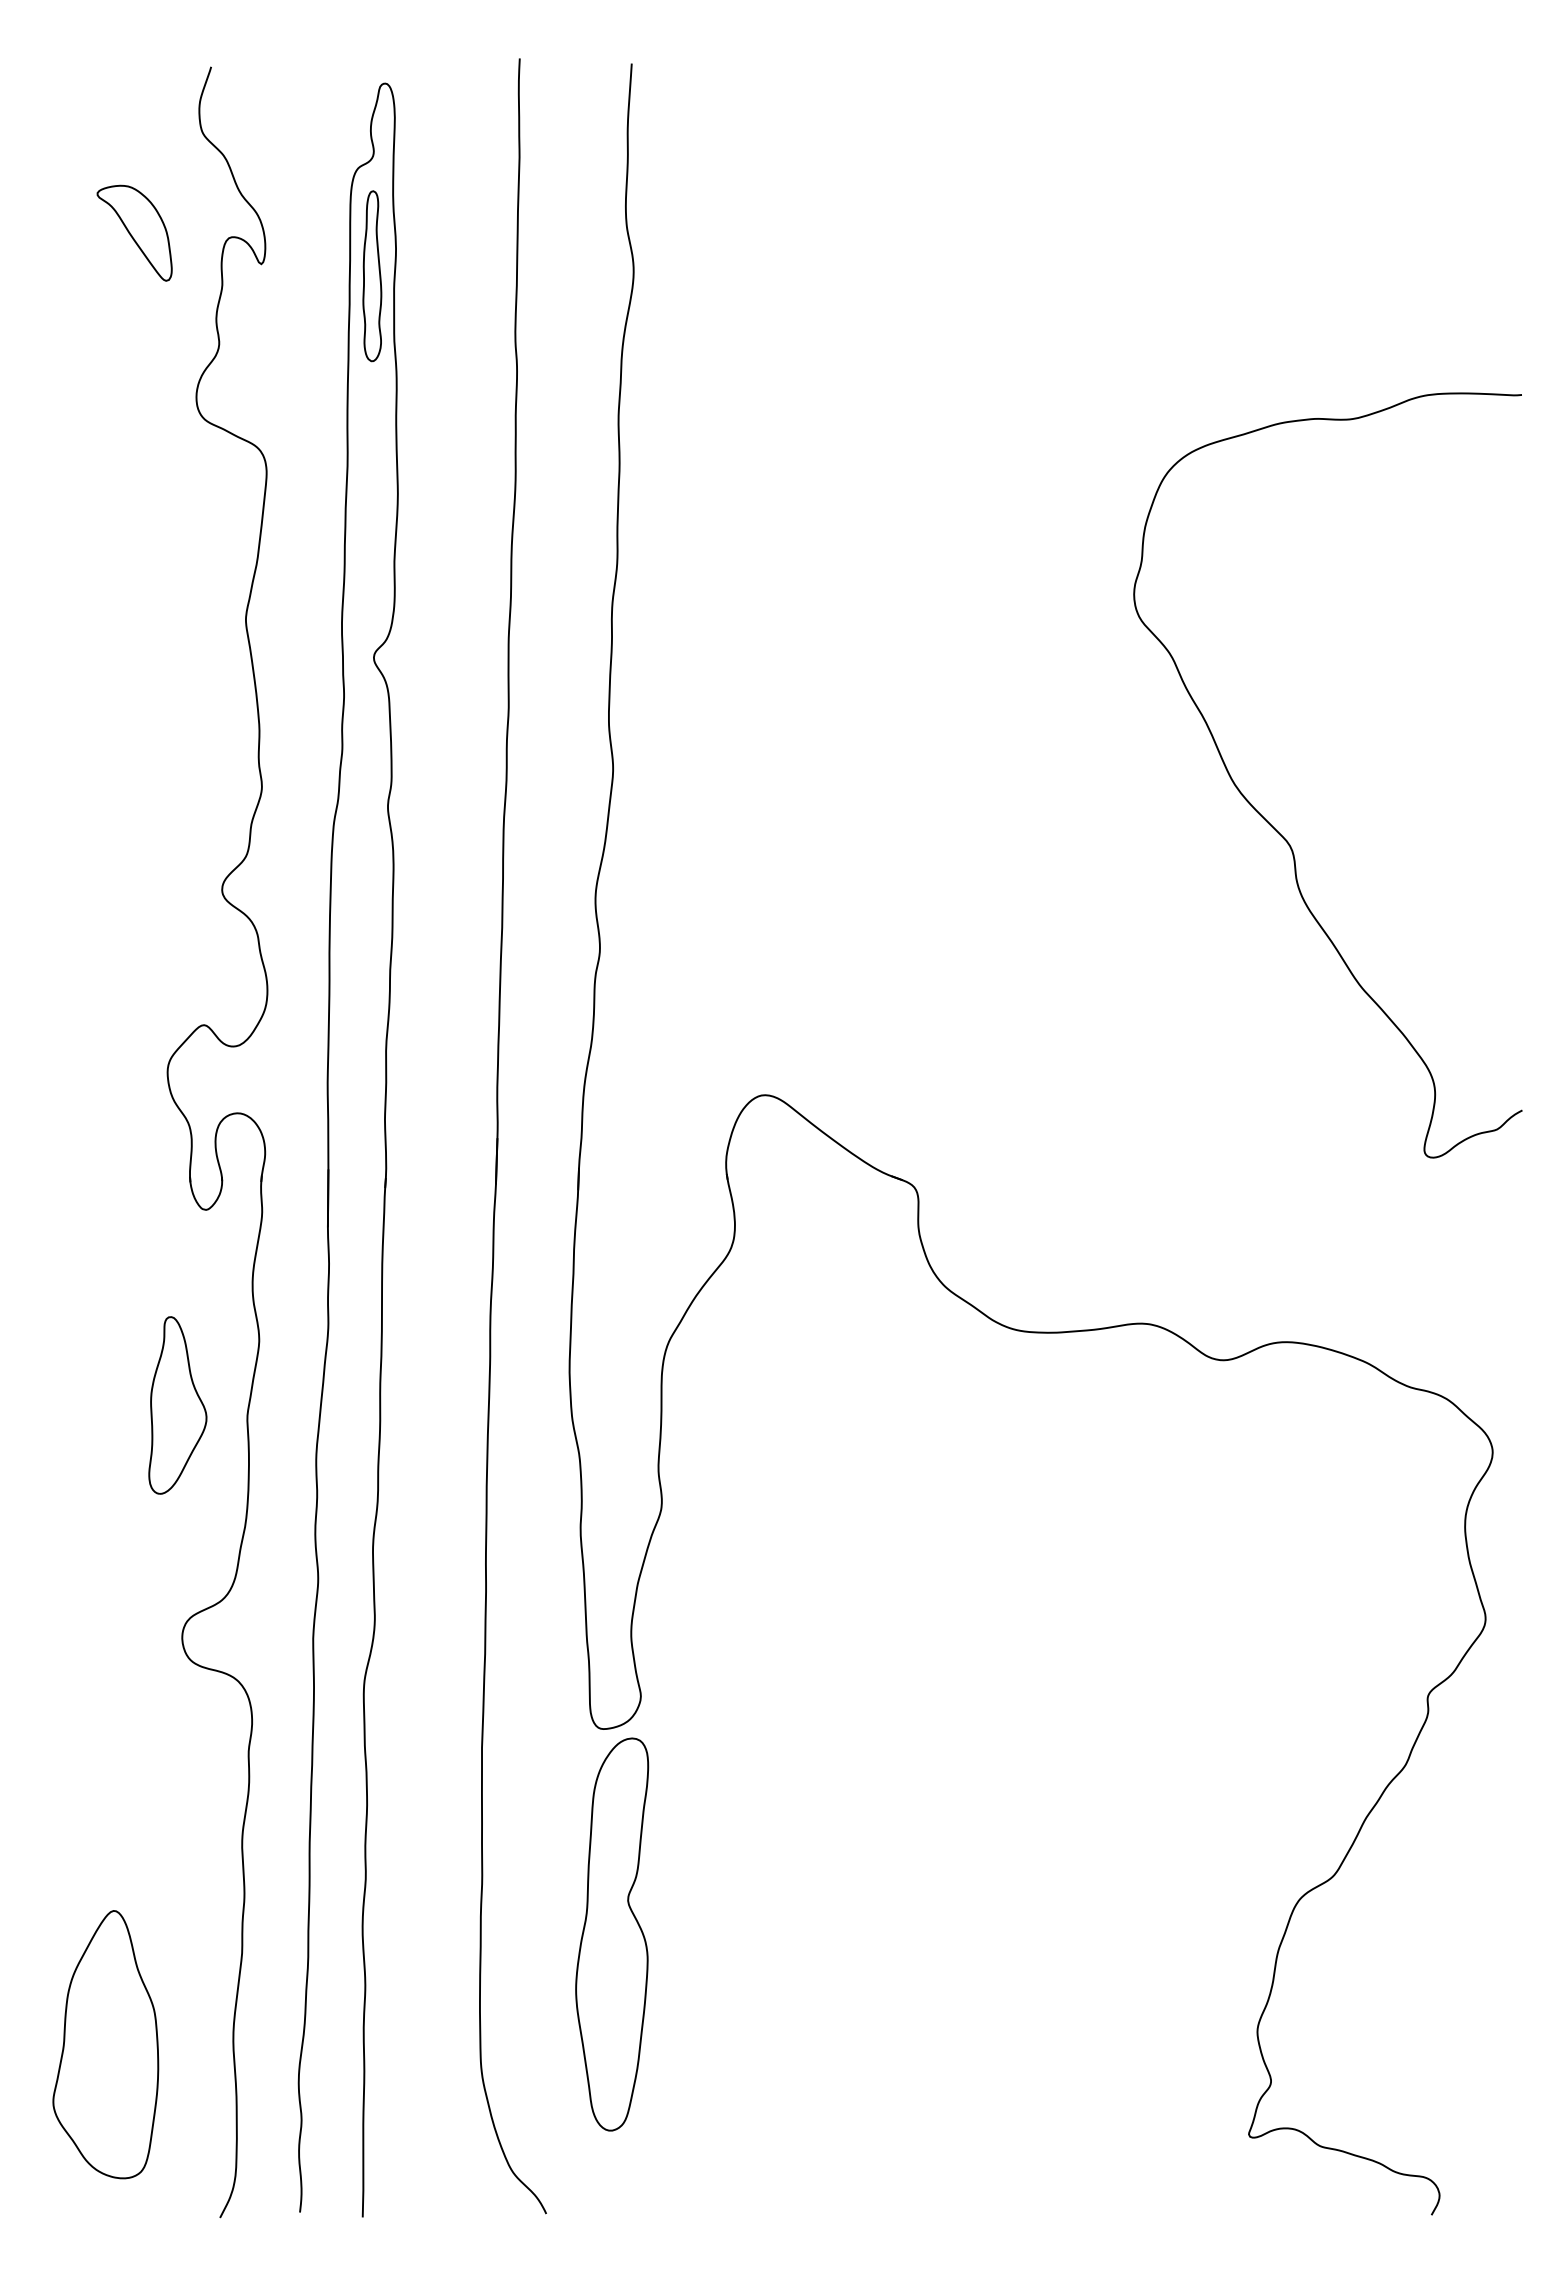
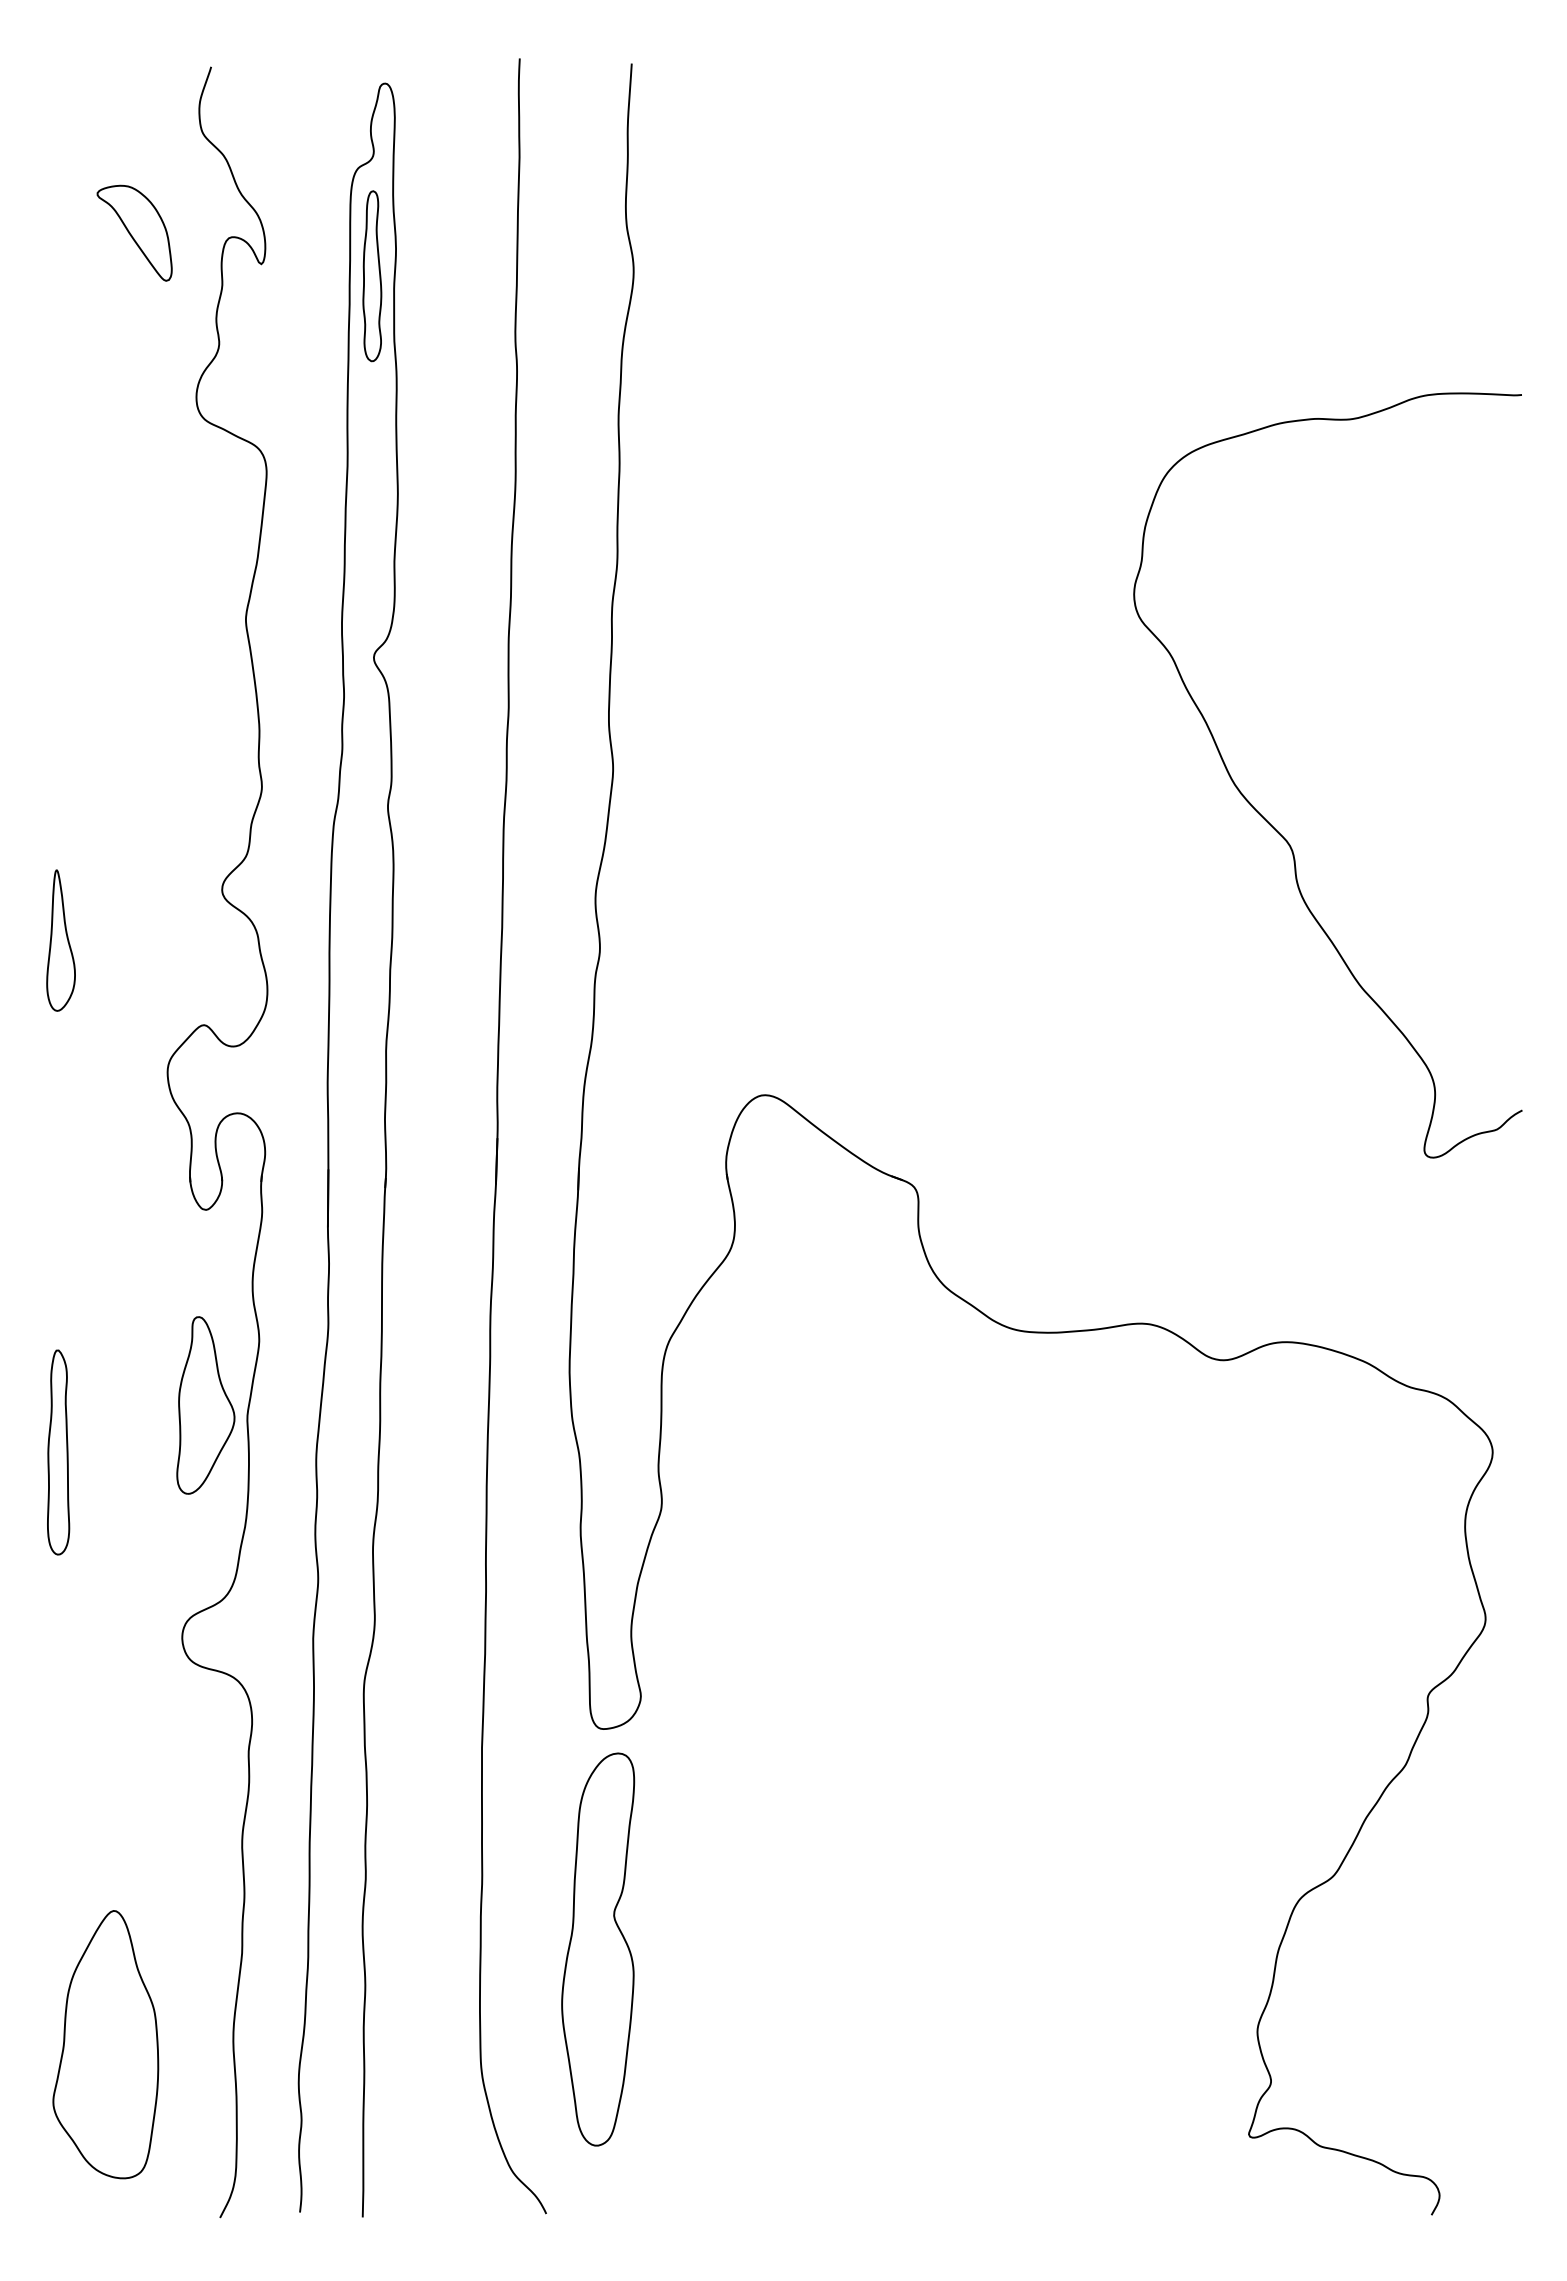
part: none -> present (60, 940)
part position: (177, 1405) -> (205, 1405) (205, 1405)
part: none -> present (58, 1452)
part position: (612, 1934) -> (598, 1949) (598, 1949)
